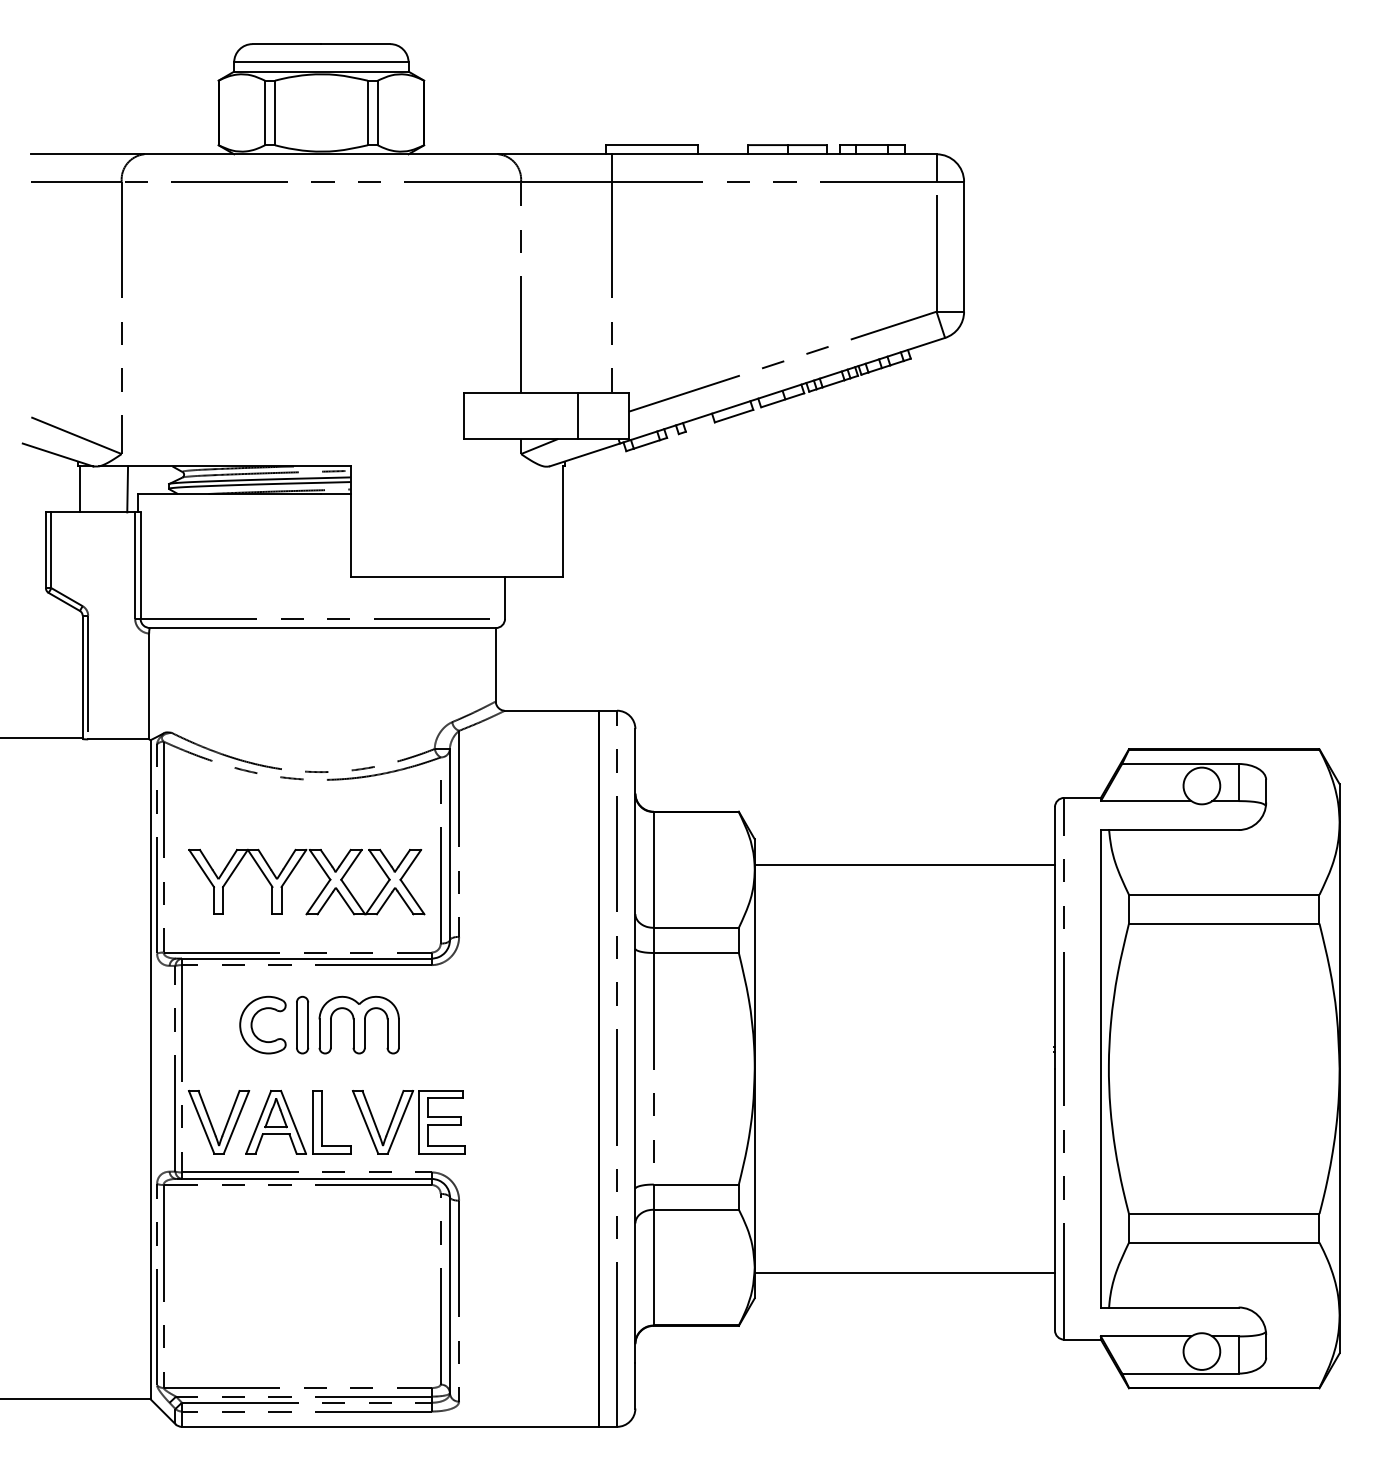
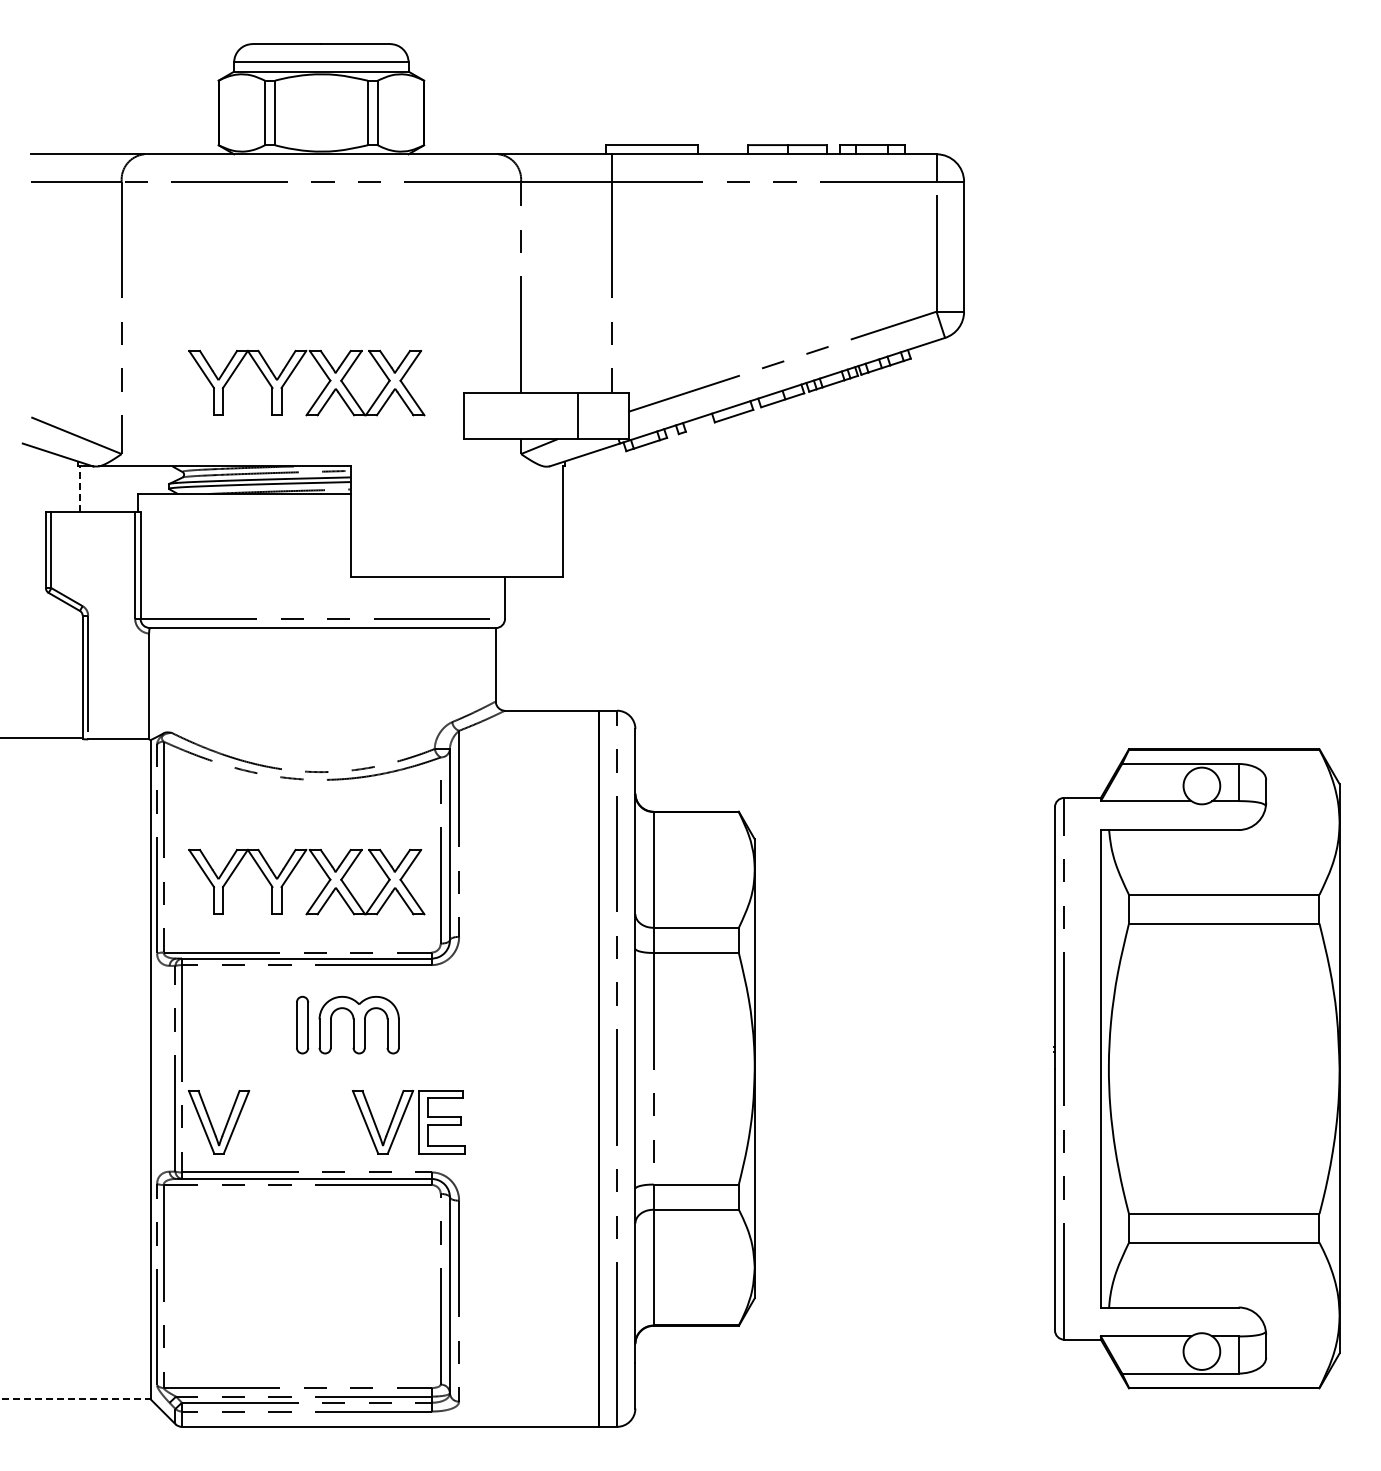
part: none -> present (293, 372)
line: solid -> dashed (79, 489)
line: present -> none (127, 489)
line: present -> none (904, 864)
part: present -> none (253, 1020)
part: present -> none (298, 1122)
line: present -> none (904, 1272)
line: solid -> dashed (75, 1399)
